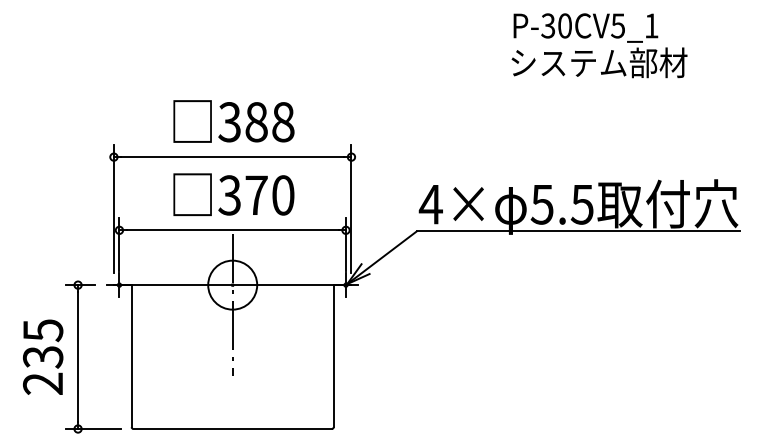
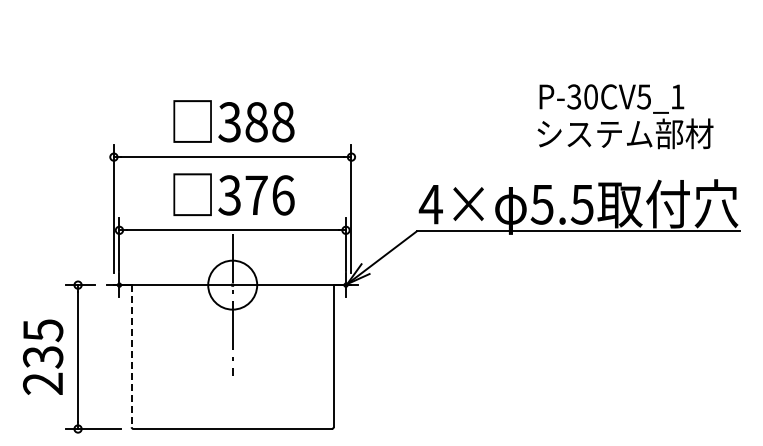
text position: (599, 45) -> (625, 116) (625, 116)
text: 370 -> 376 (283, 195)
line: solid -> dashed (131, 356)
